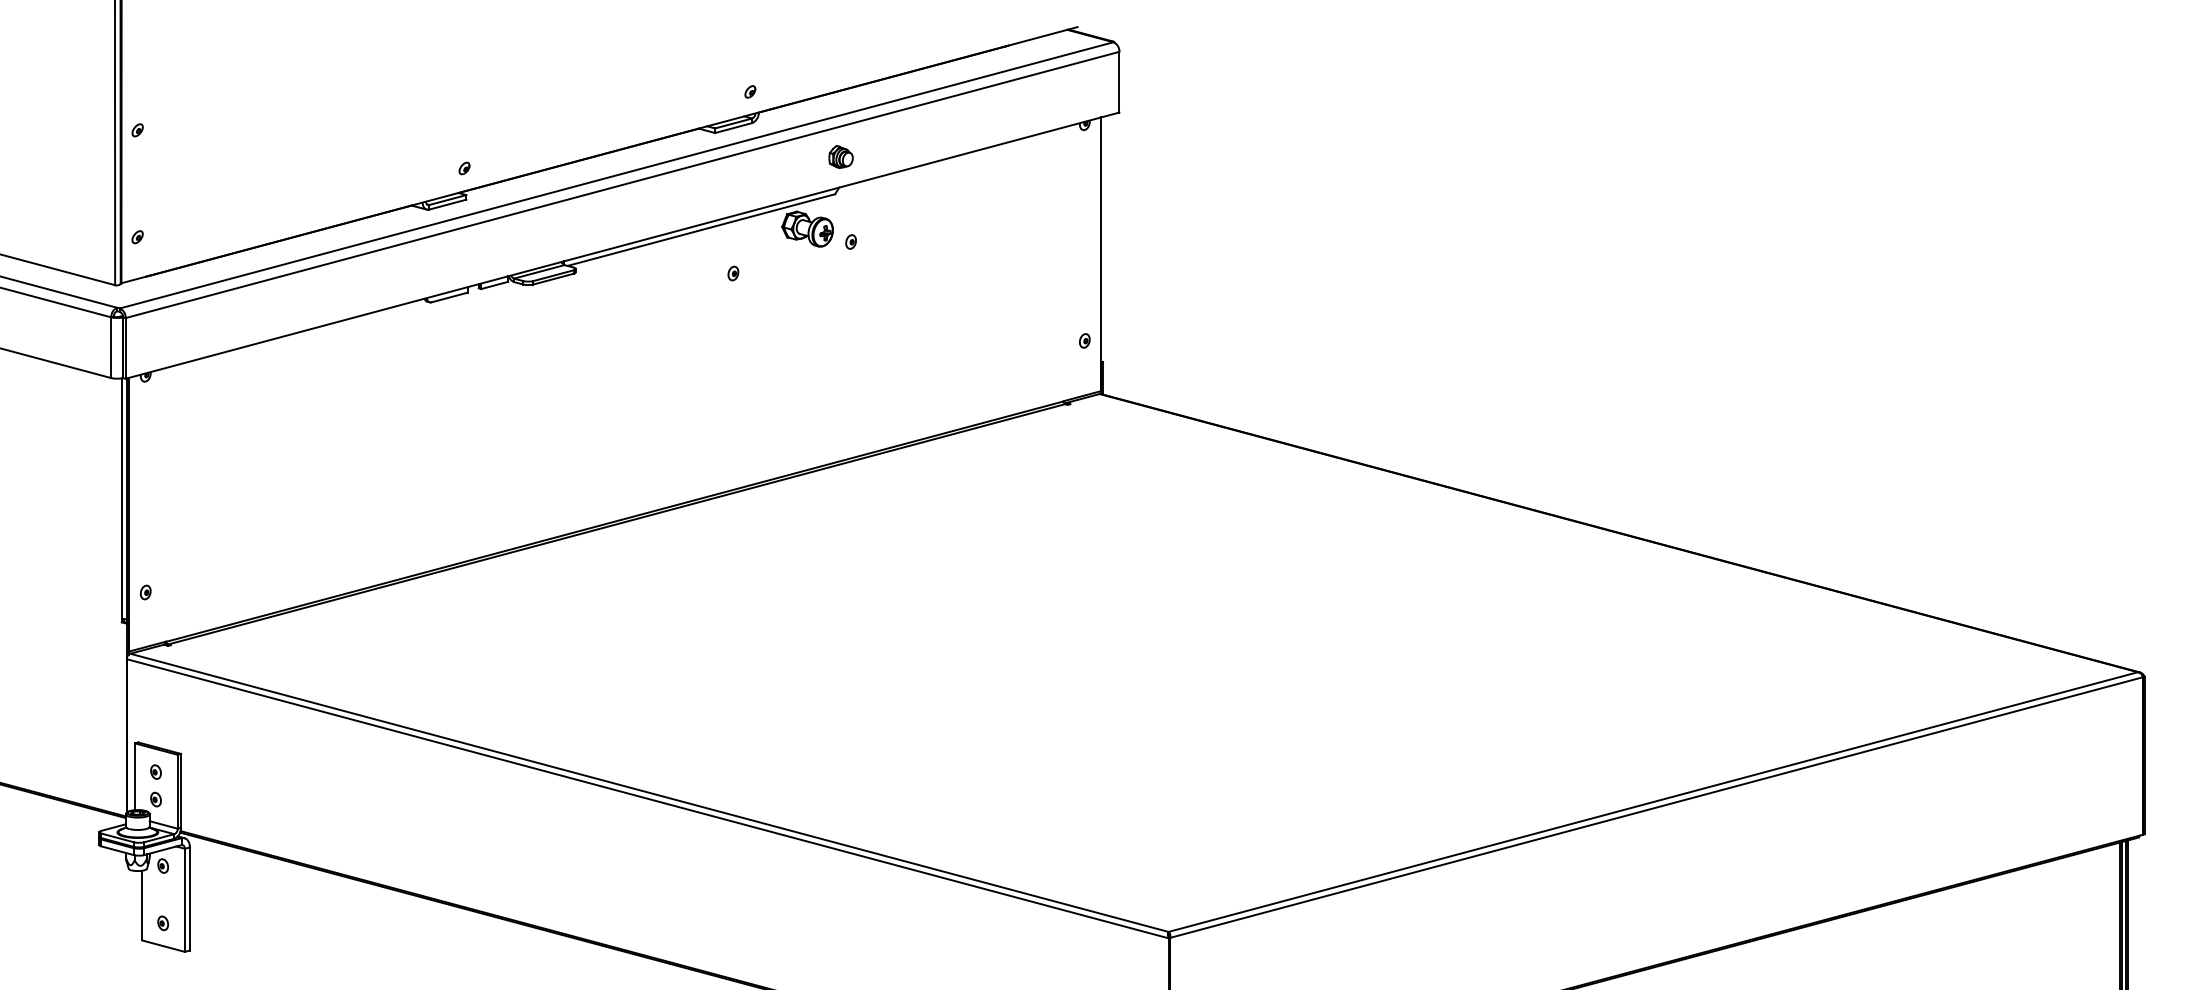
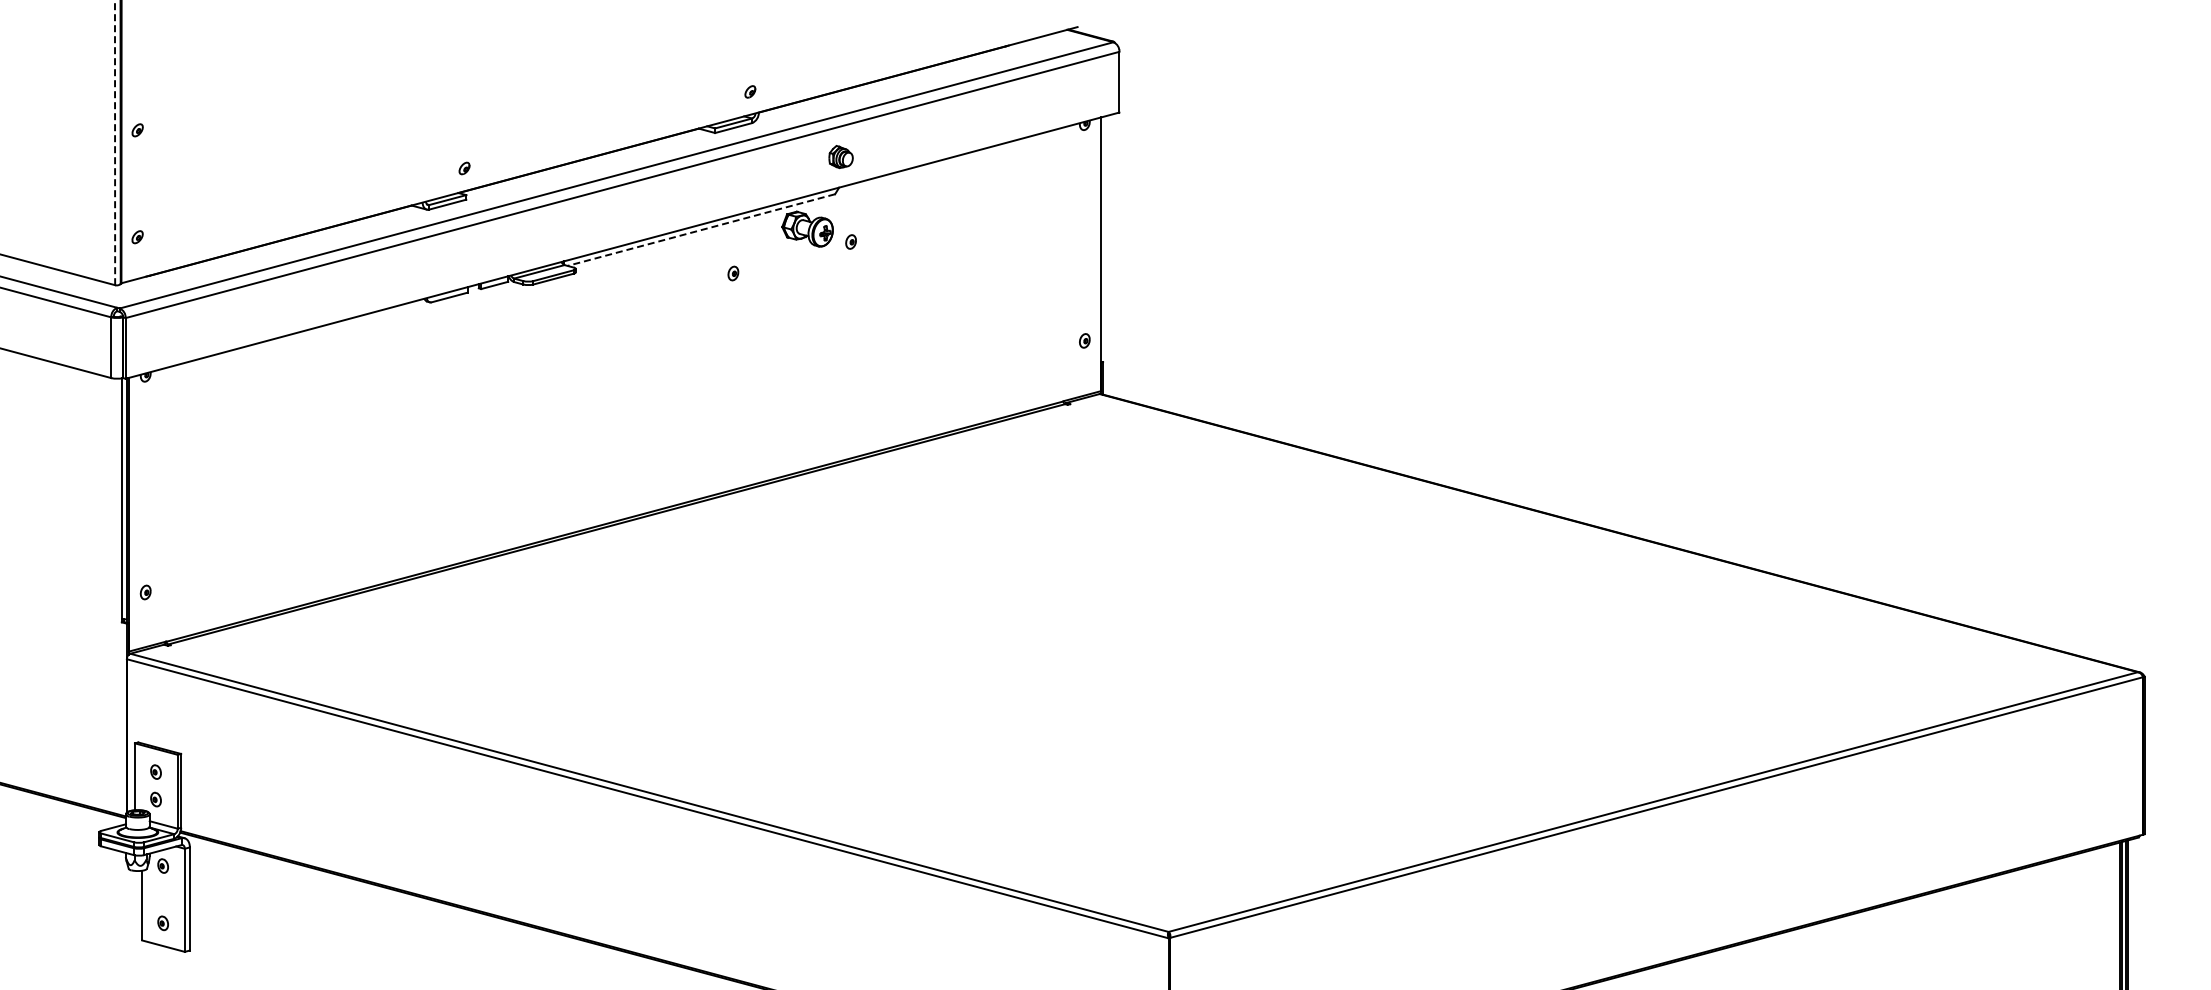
line: solid -> dashed (115, 142)
line: solid -> dashed (700, 230)
